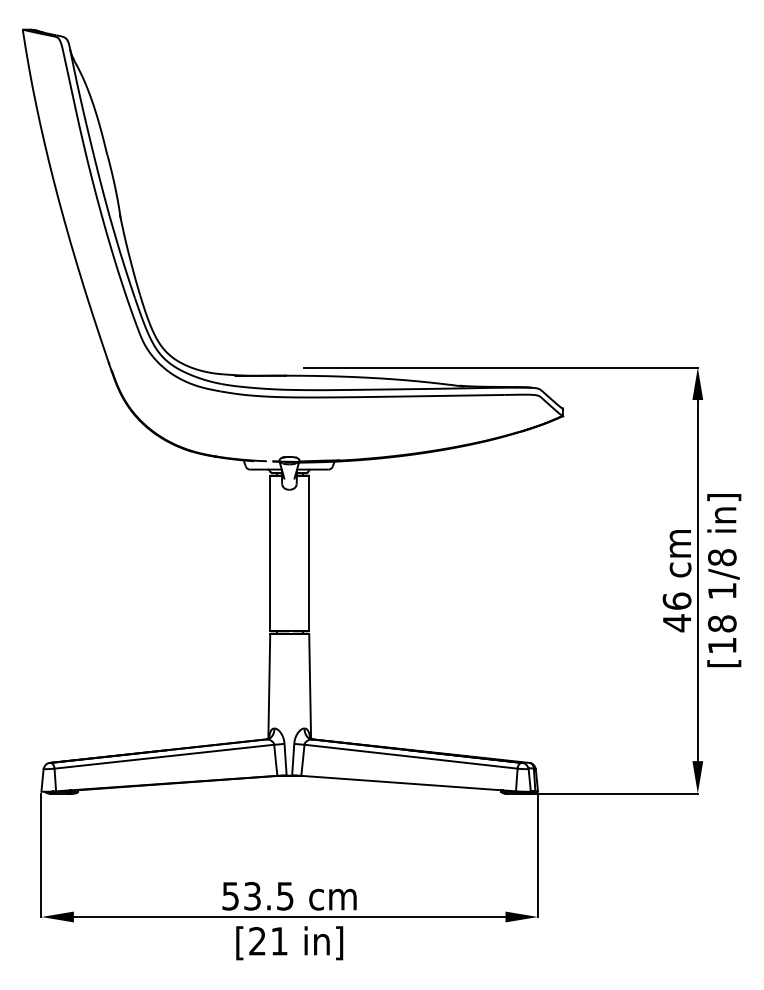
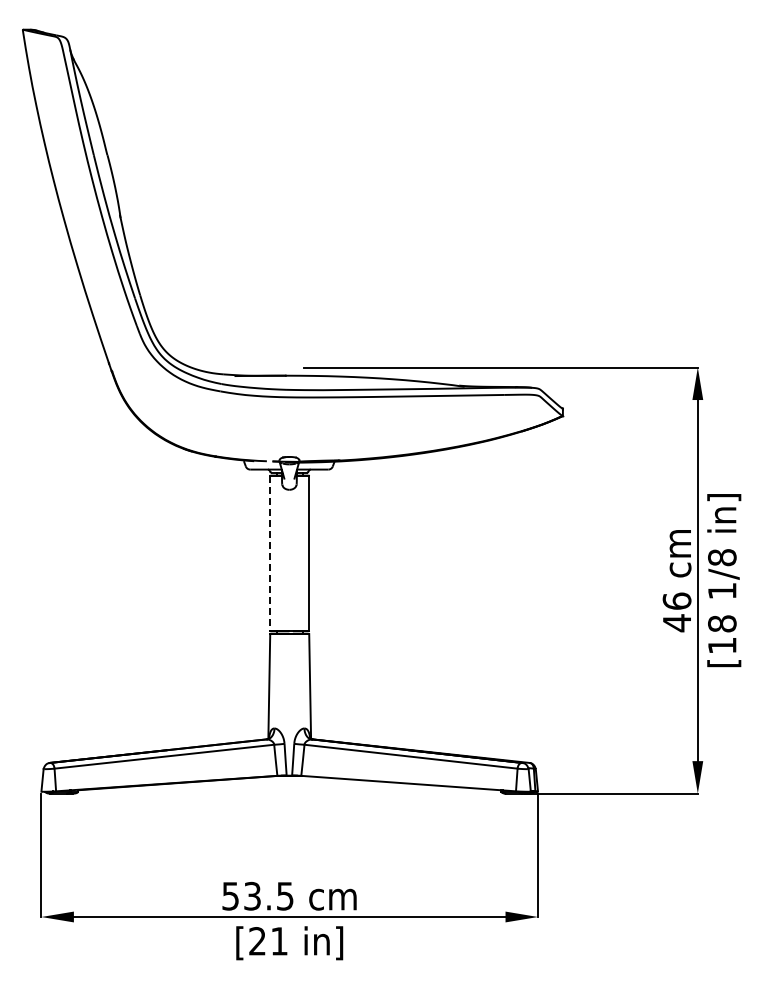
line: solid -> dashed (270, 553)
